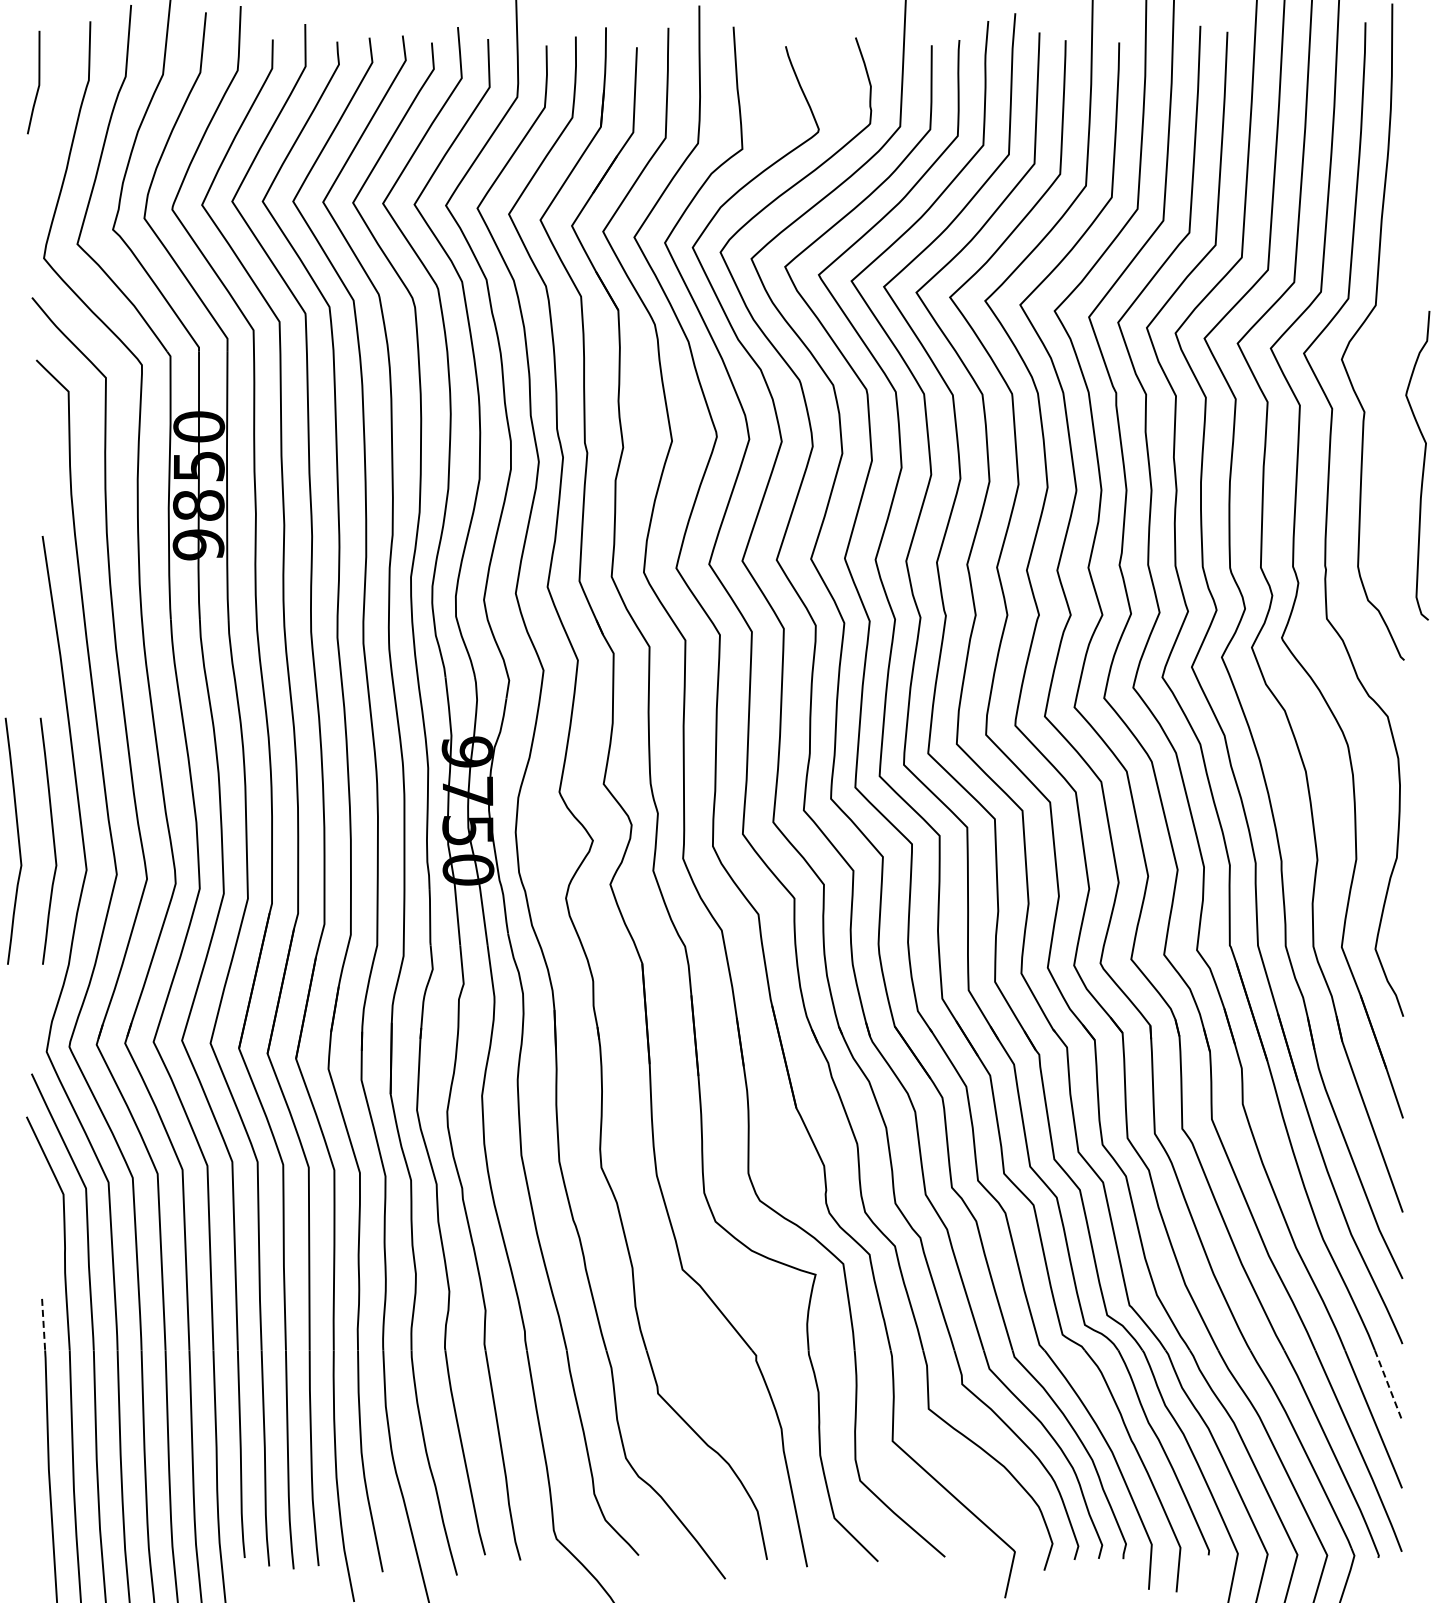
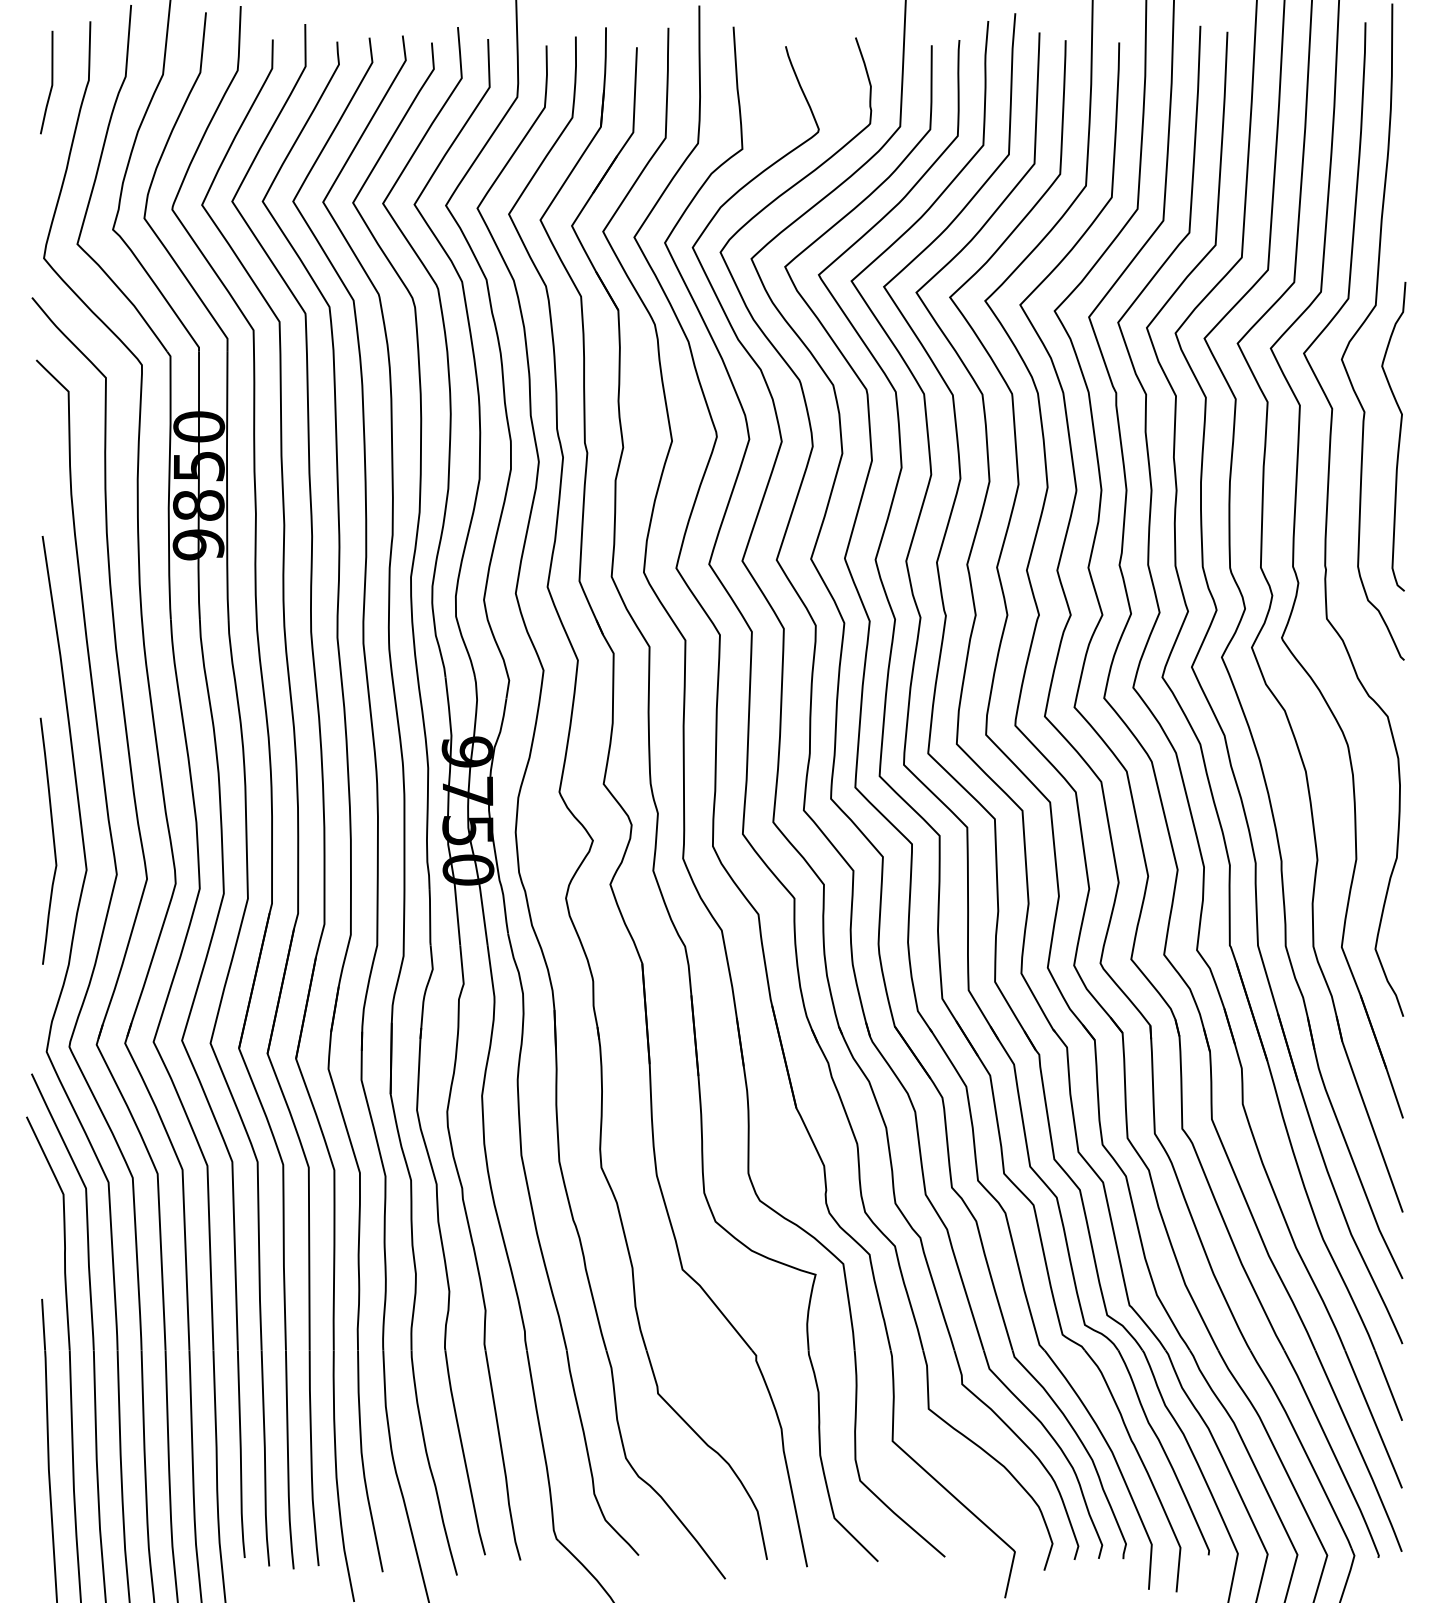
curve position: (38, 82) -> (51, 82) (51, 82)
curve position: (1422, 466) -> (1398, 437) (1398, 437)
curve: present -> none (17, 838)
line: dashed -> solid (43, 1324)
line: dashed -> solid (1388, 1385)
